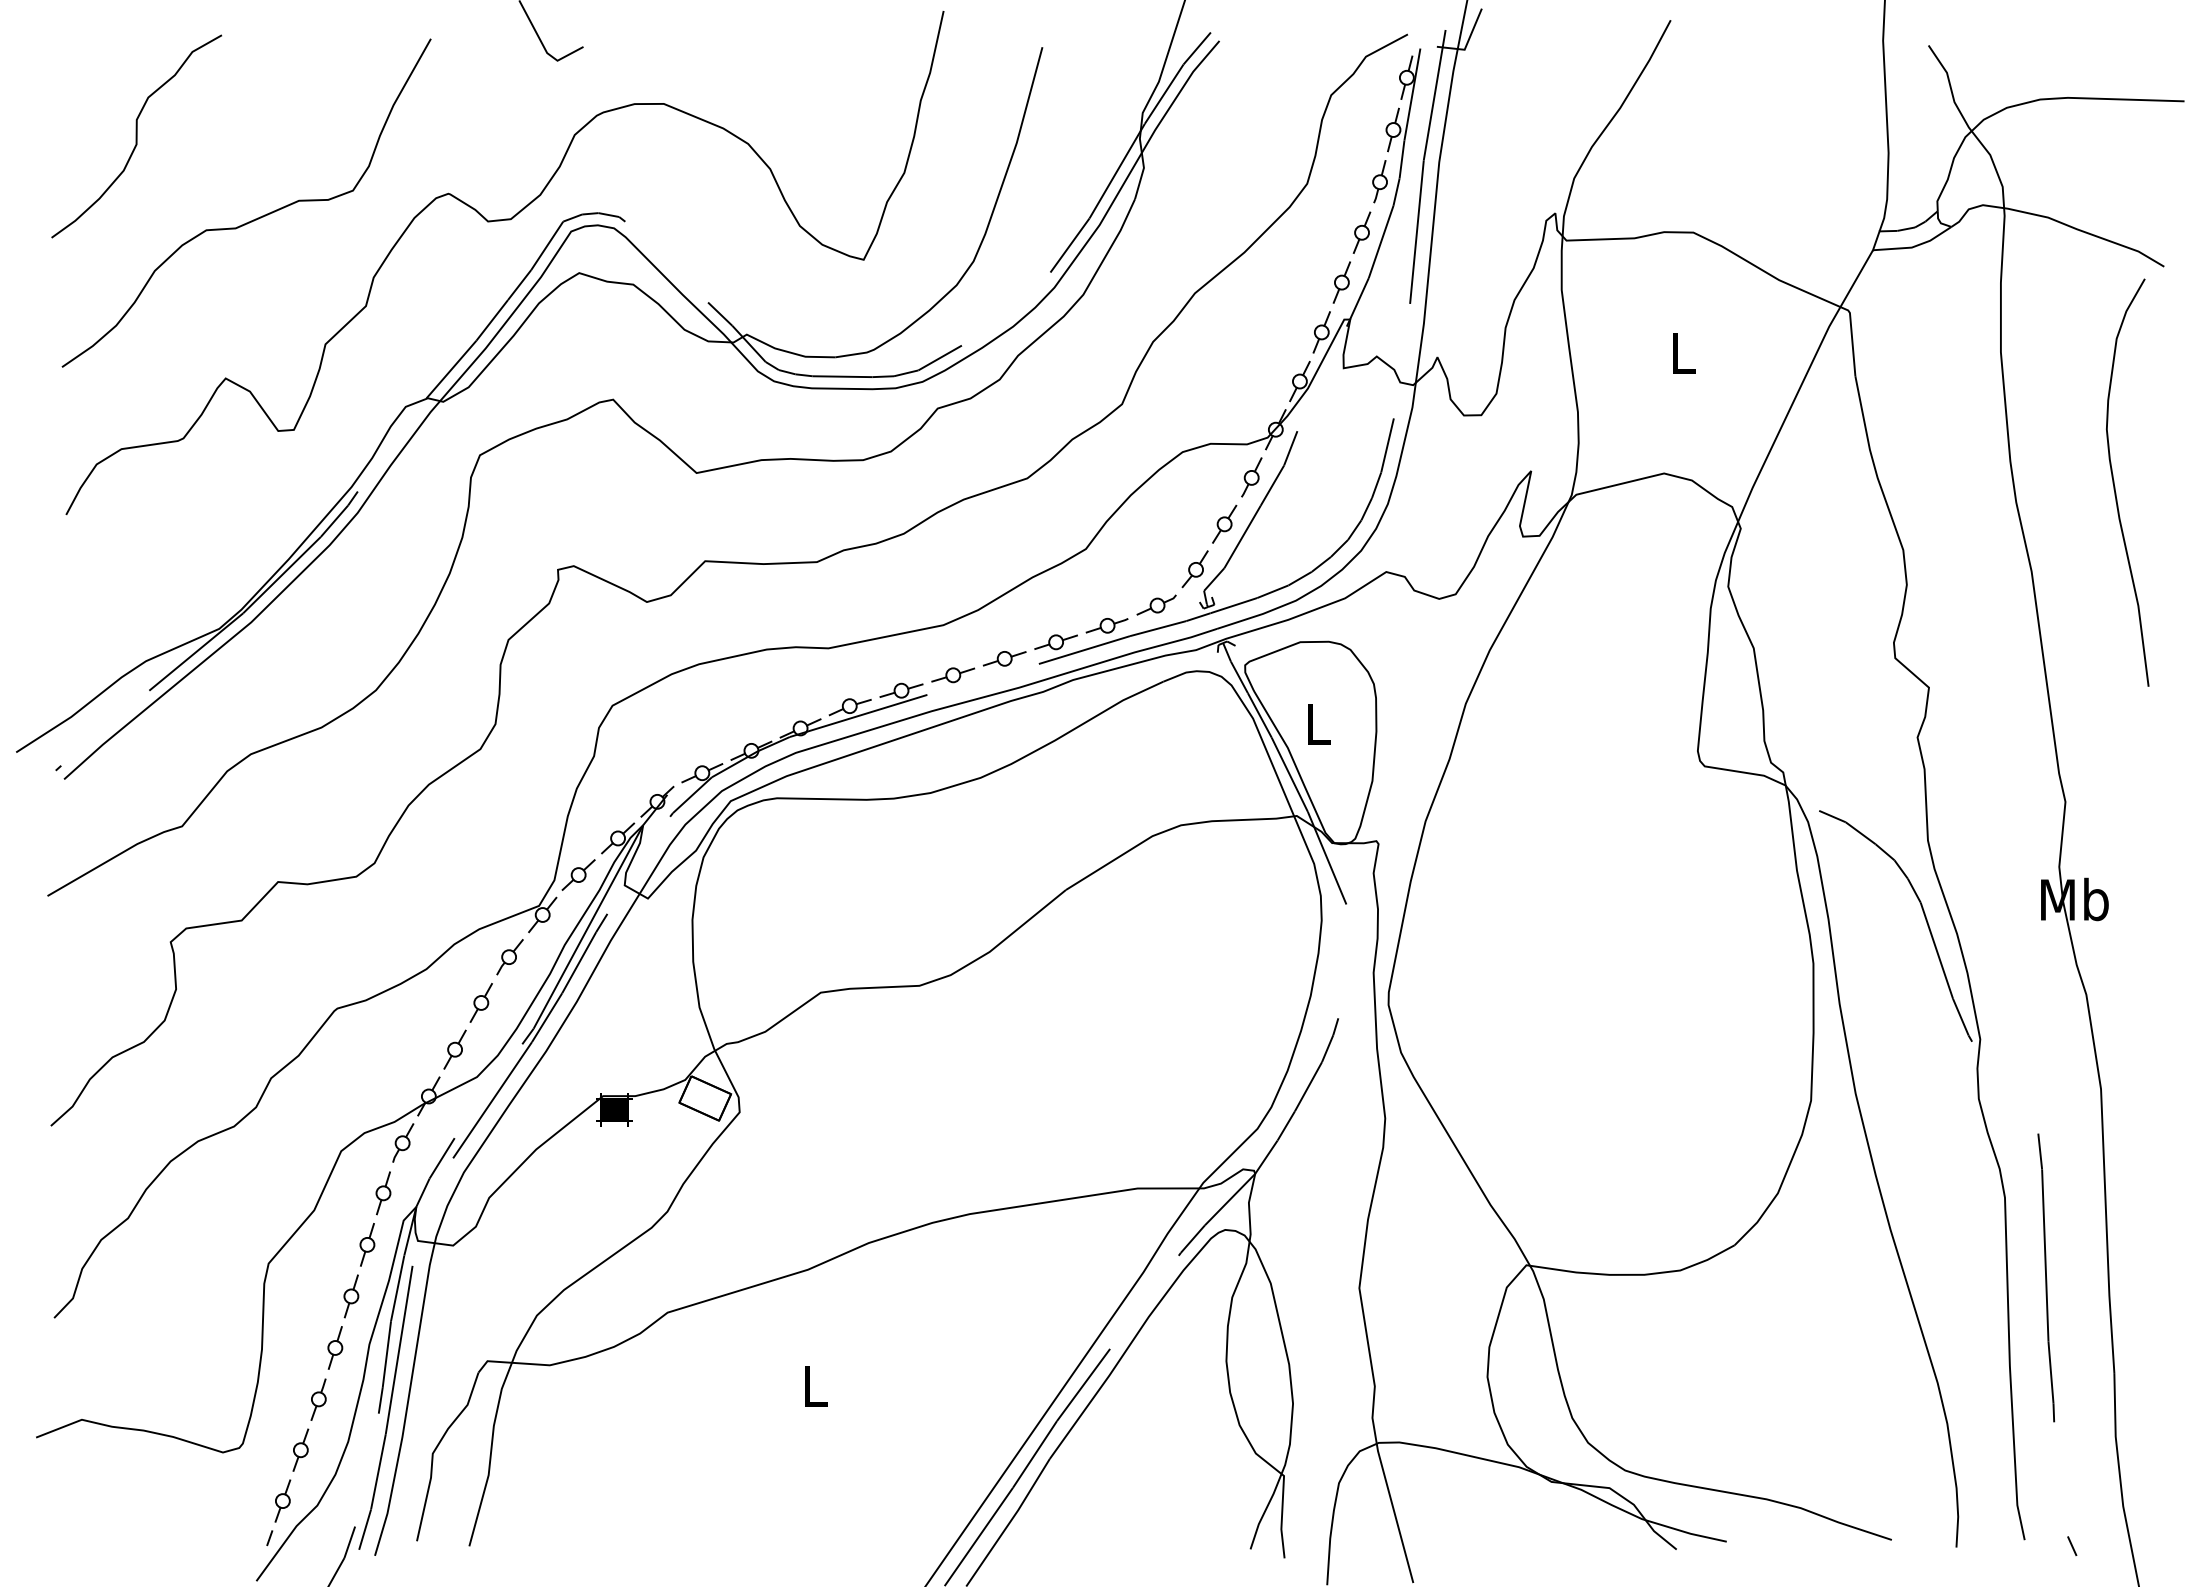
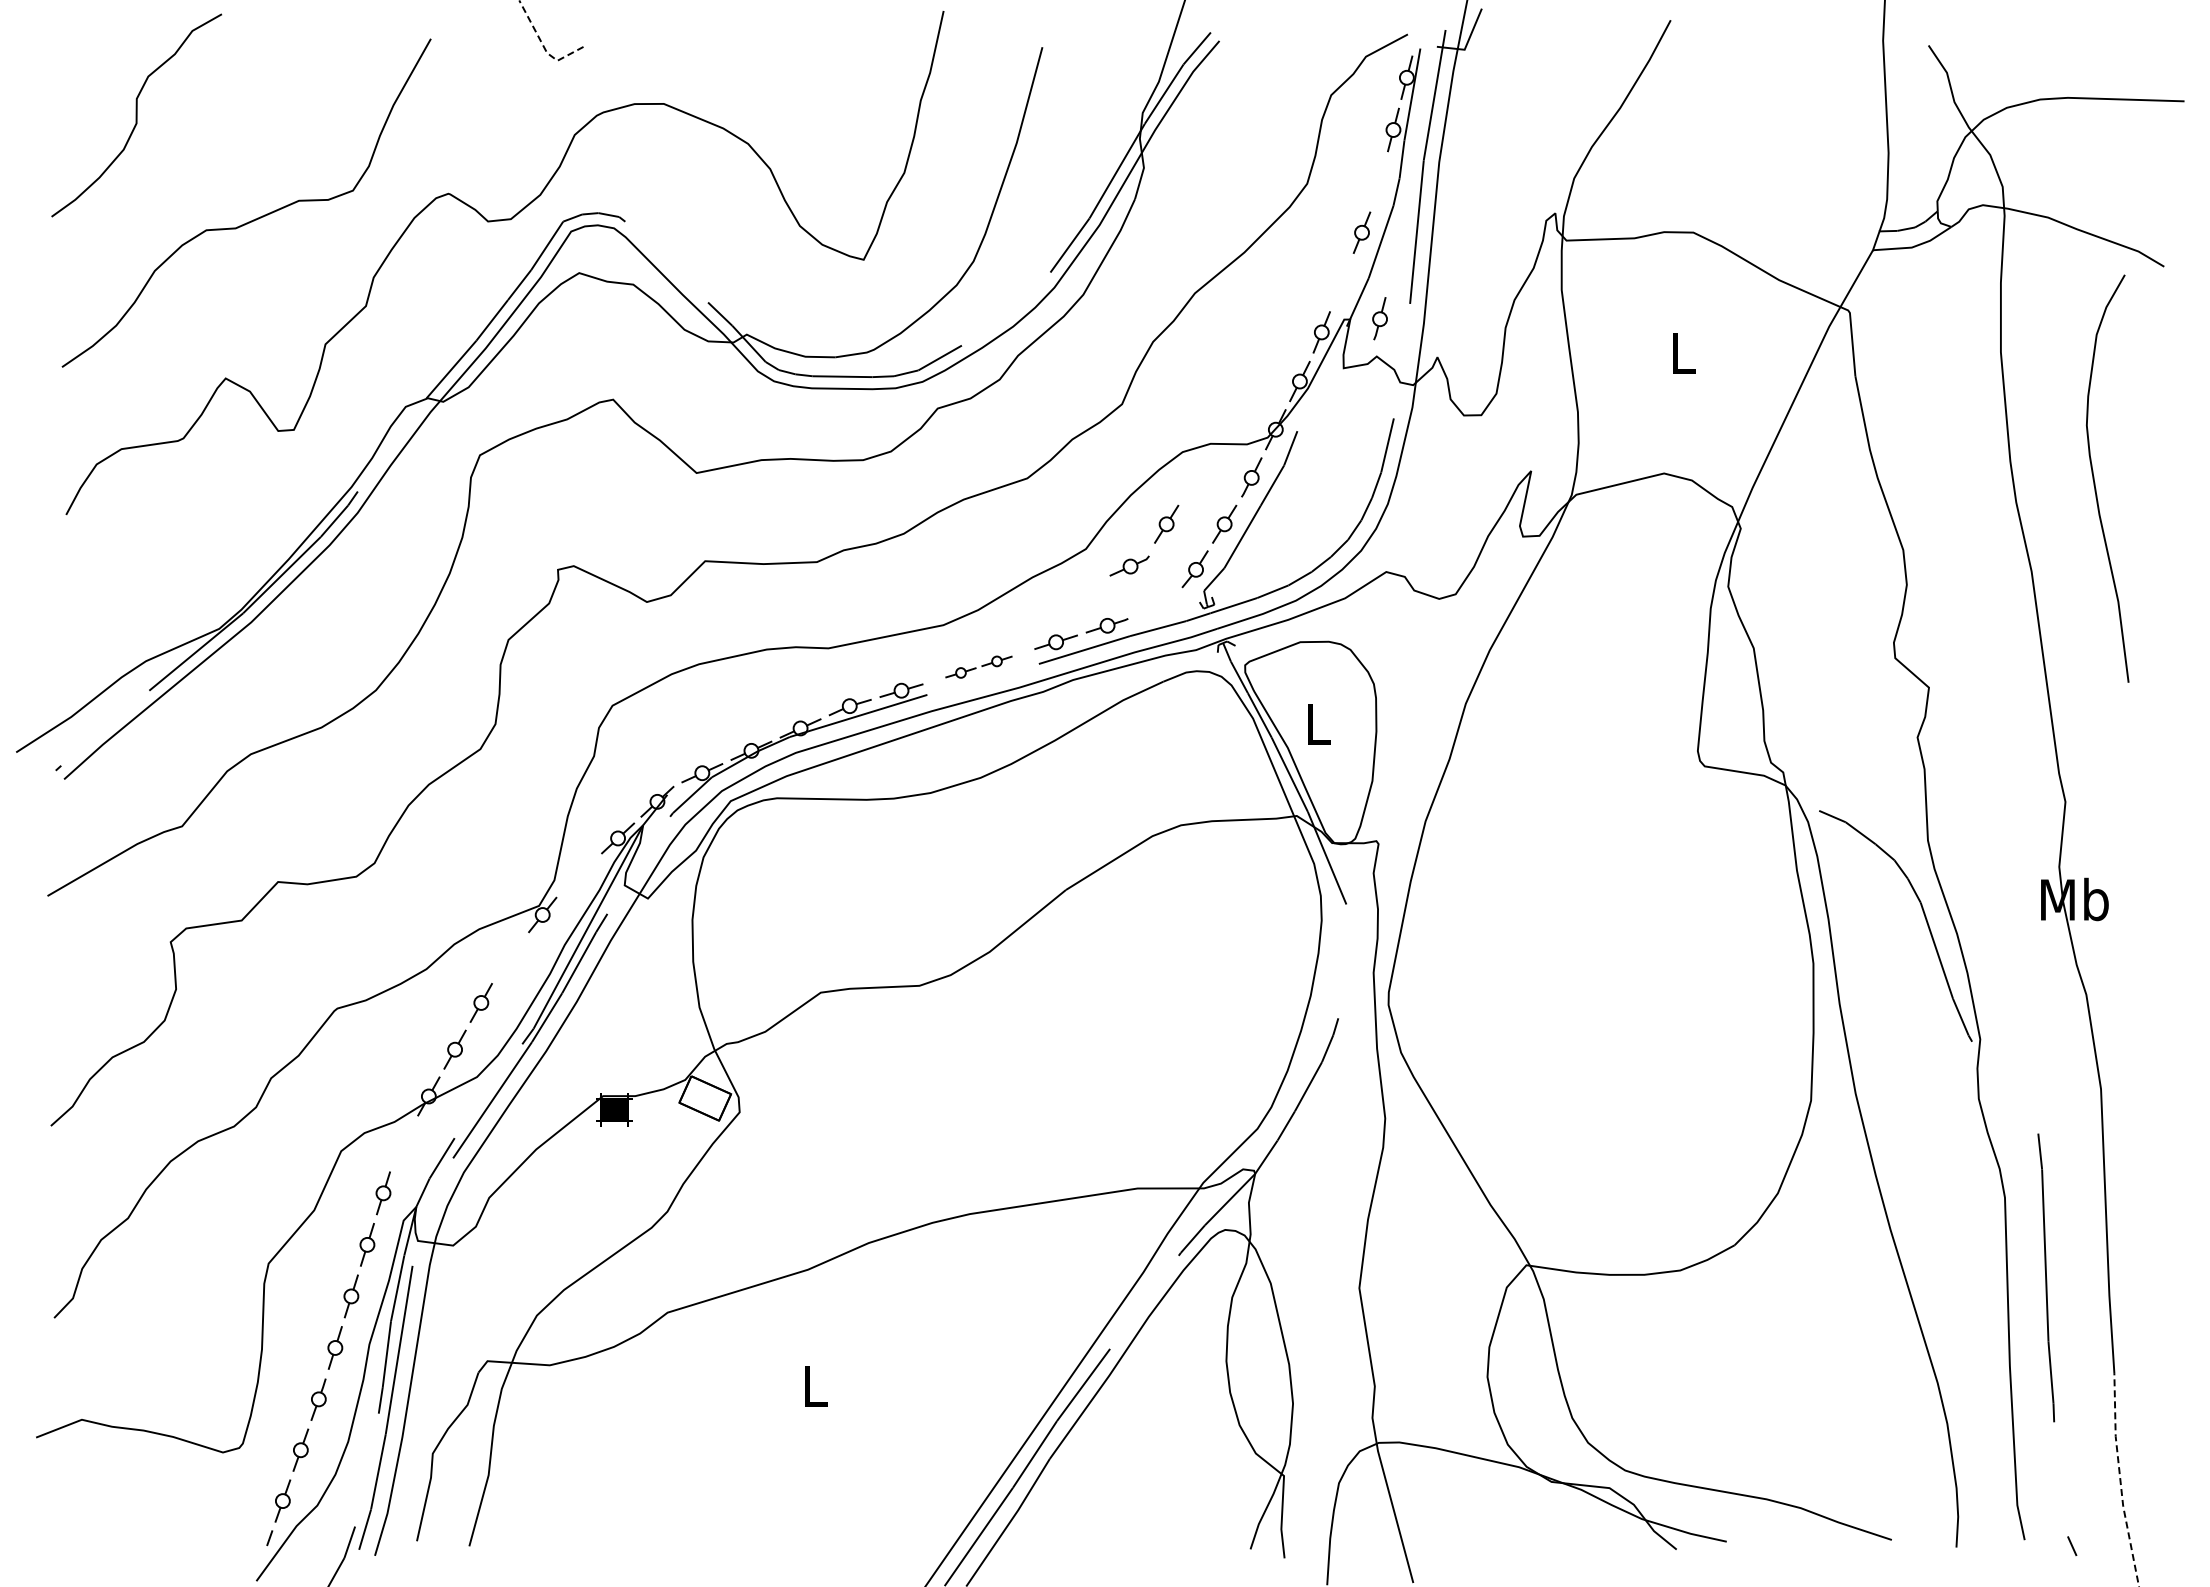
line: solid -> dashed (543, 46)
curve position: (136, 136) -> (136, 115) (136, 115)
part position: (1379, 181) -> (1379, 318) (1379, 318)
part: present -> none (1341, 282)
curve position: (2115, 486) -> (2095, 482) (2095, 482)
part: none -> present (1166, 523)
part position: (1156, 604) -> (1129, 565) (1129, 565)
part size: 96x33 px -> 68x24 px (978, 666)
part: present -> none (578, 874)
part: present -> none (509, 957)
part: present -> none (403, 1142)
line: solid -> dashed (2120, 1479)
